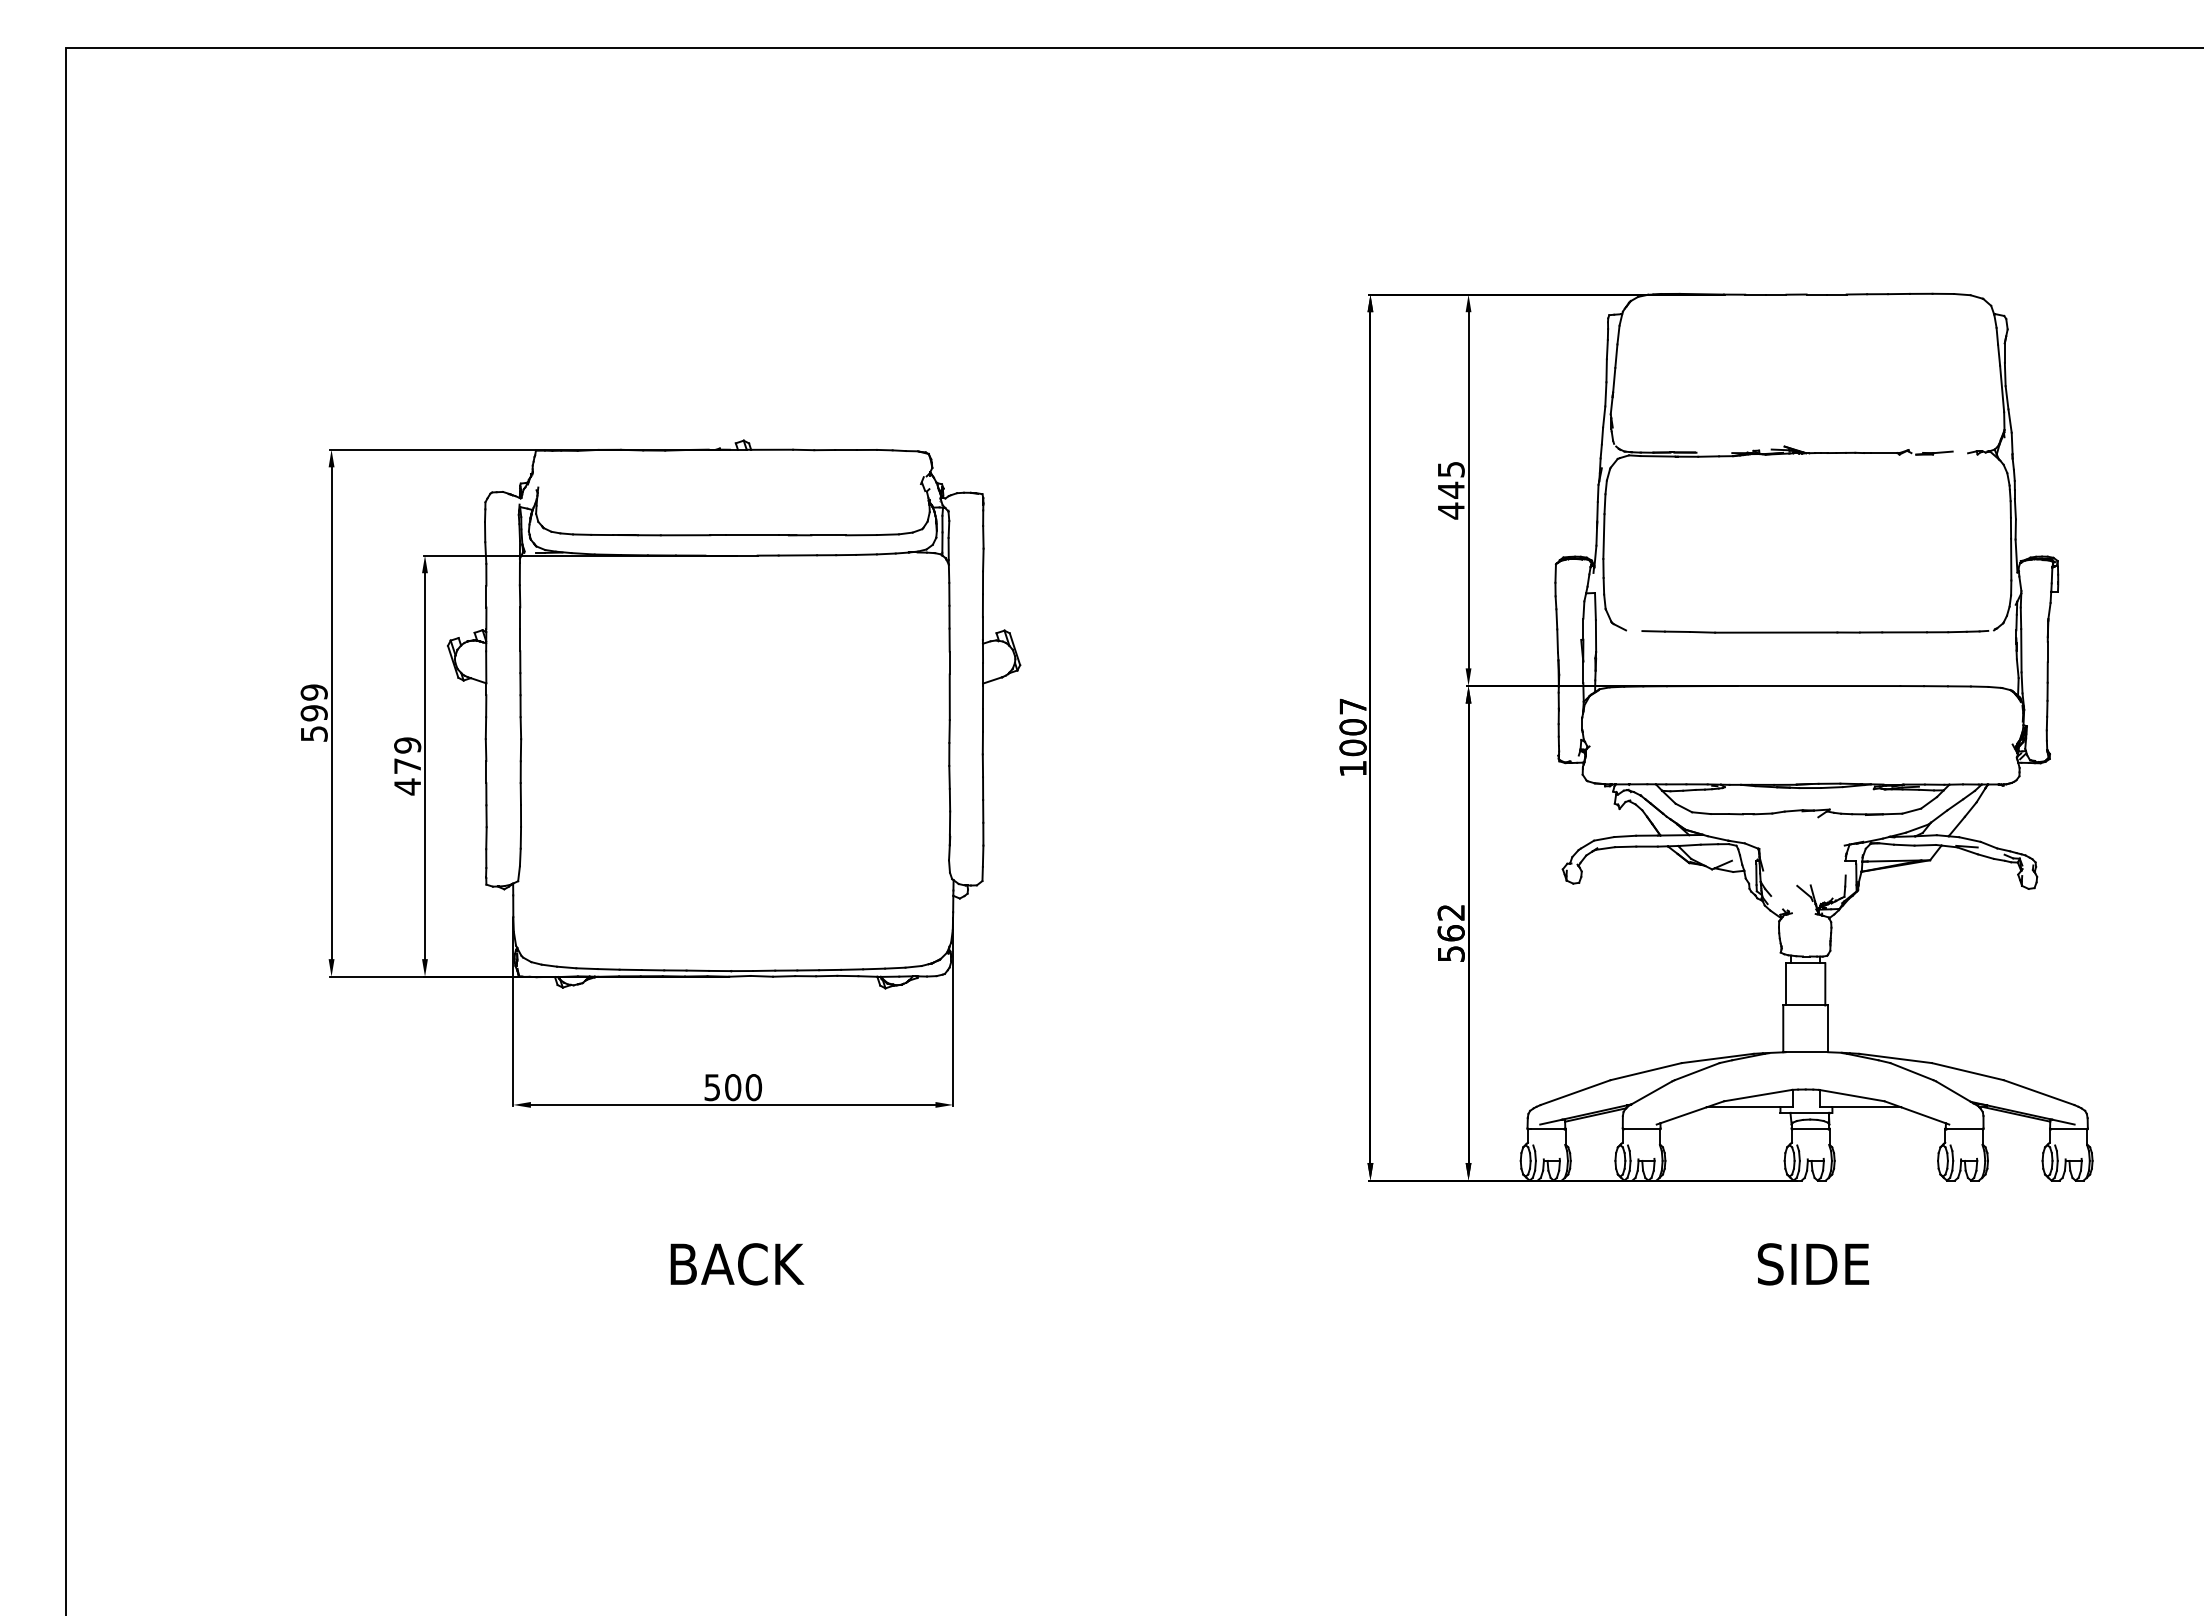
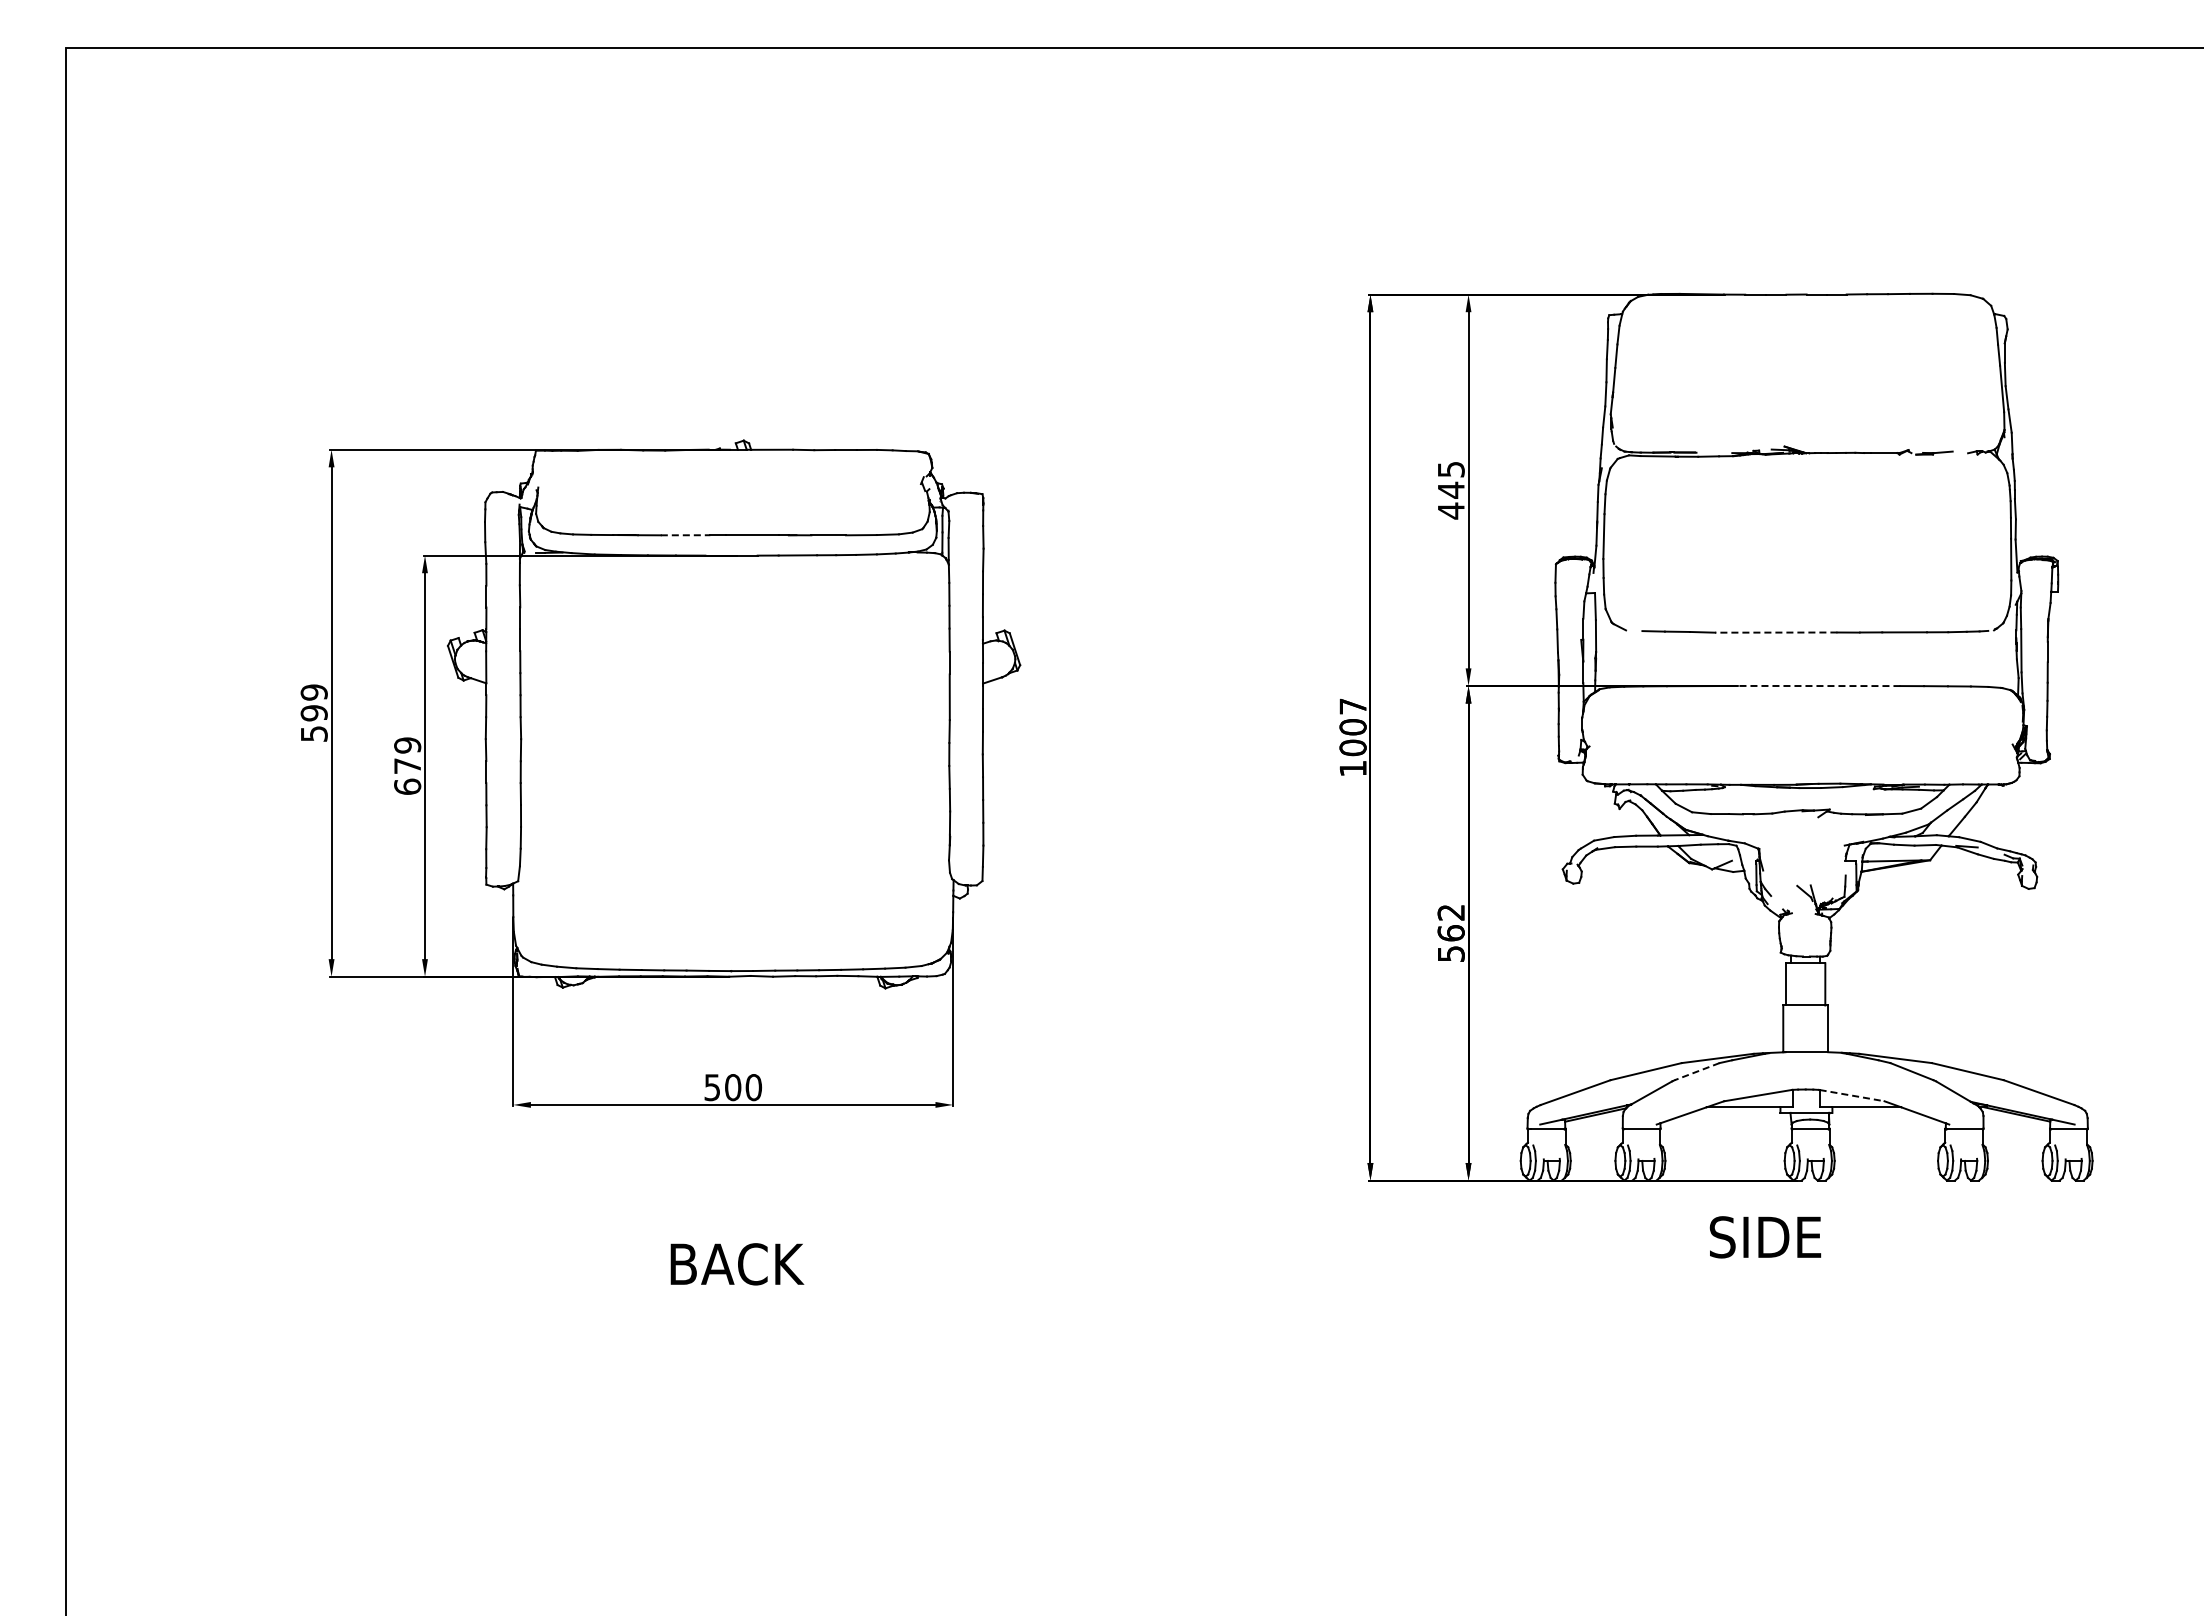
line: solid -> dashed (685, 535)
line: solid -> dashed (1775, 632)
line: solid -> dashed (1818, 686)
text: 479 -> 679 (407, 786)
line: solid -> dashed (1697, 1071)
line: solid -> dashed (1852, 1095)
text position: (1813, 1264) -> (1765, 1237) (1765, 1237)
